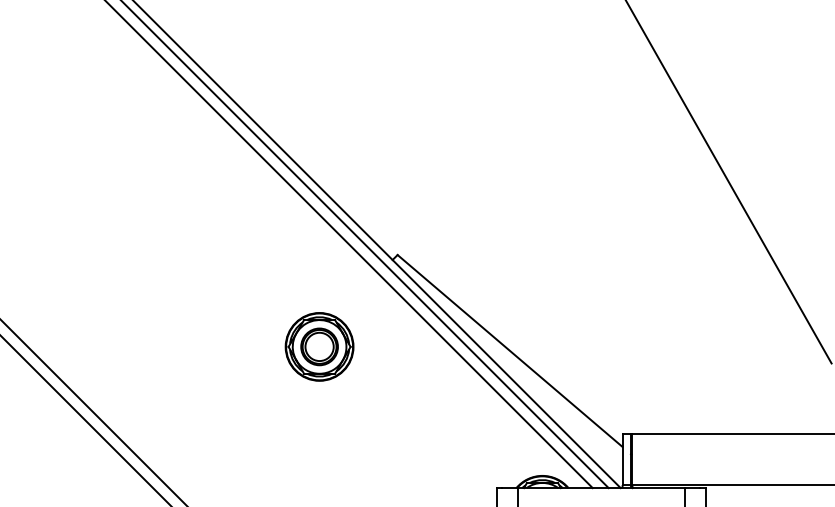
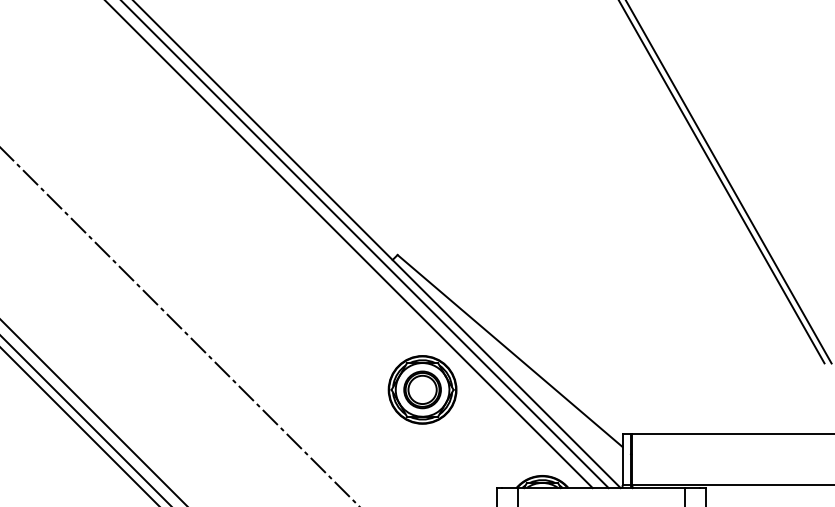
line: none -> present (721, 182)
line: none -> present (179, 326)
part position: (319, 346) -> (422, 389) (422, 389)
line: none -> present (79, 426)
